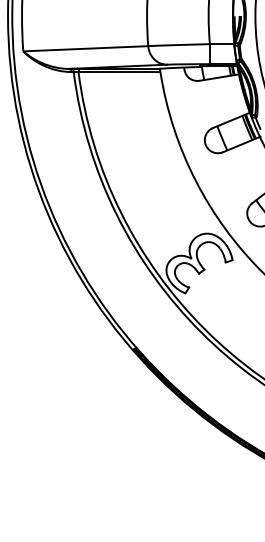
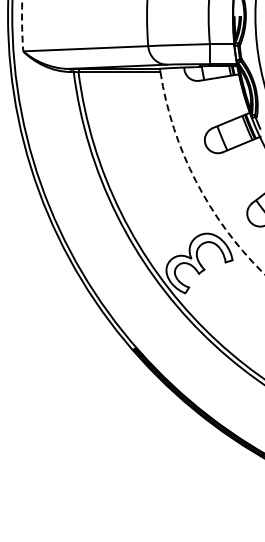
arc: solid -> dashed (22, 25)
arc: solid -> dashed (195, 180)
